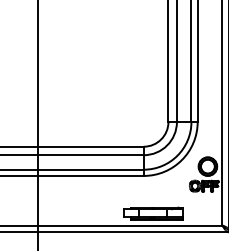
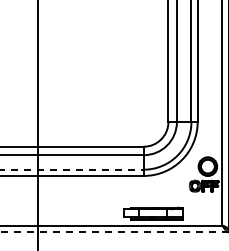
line: solid -> dashed (72, 169)
line: solid -> dashed (114, 232)
